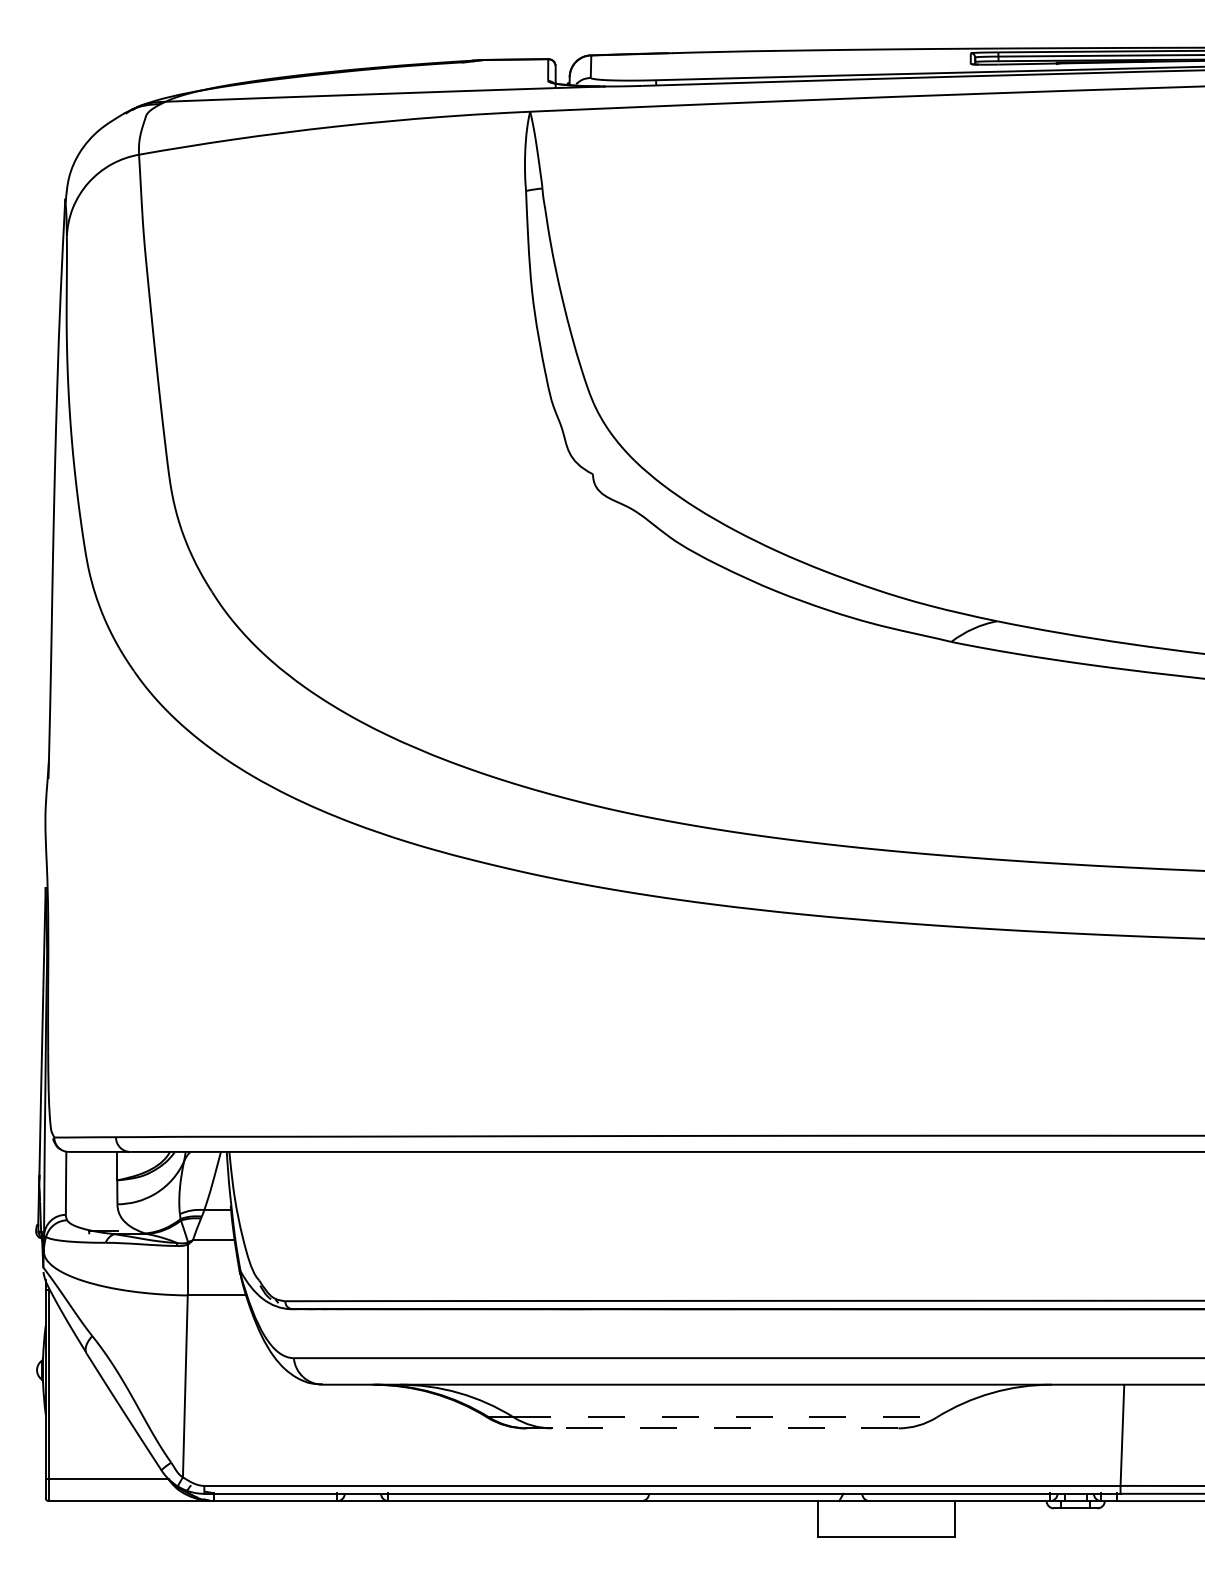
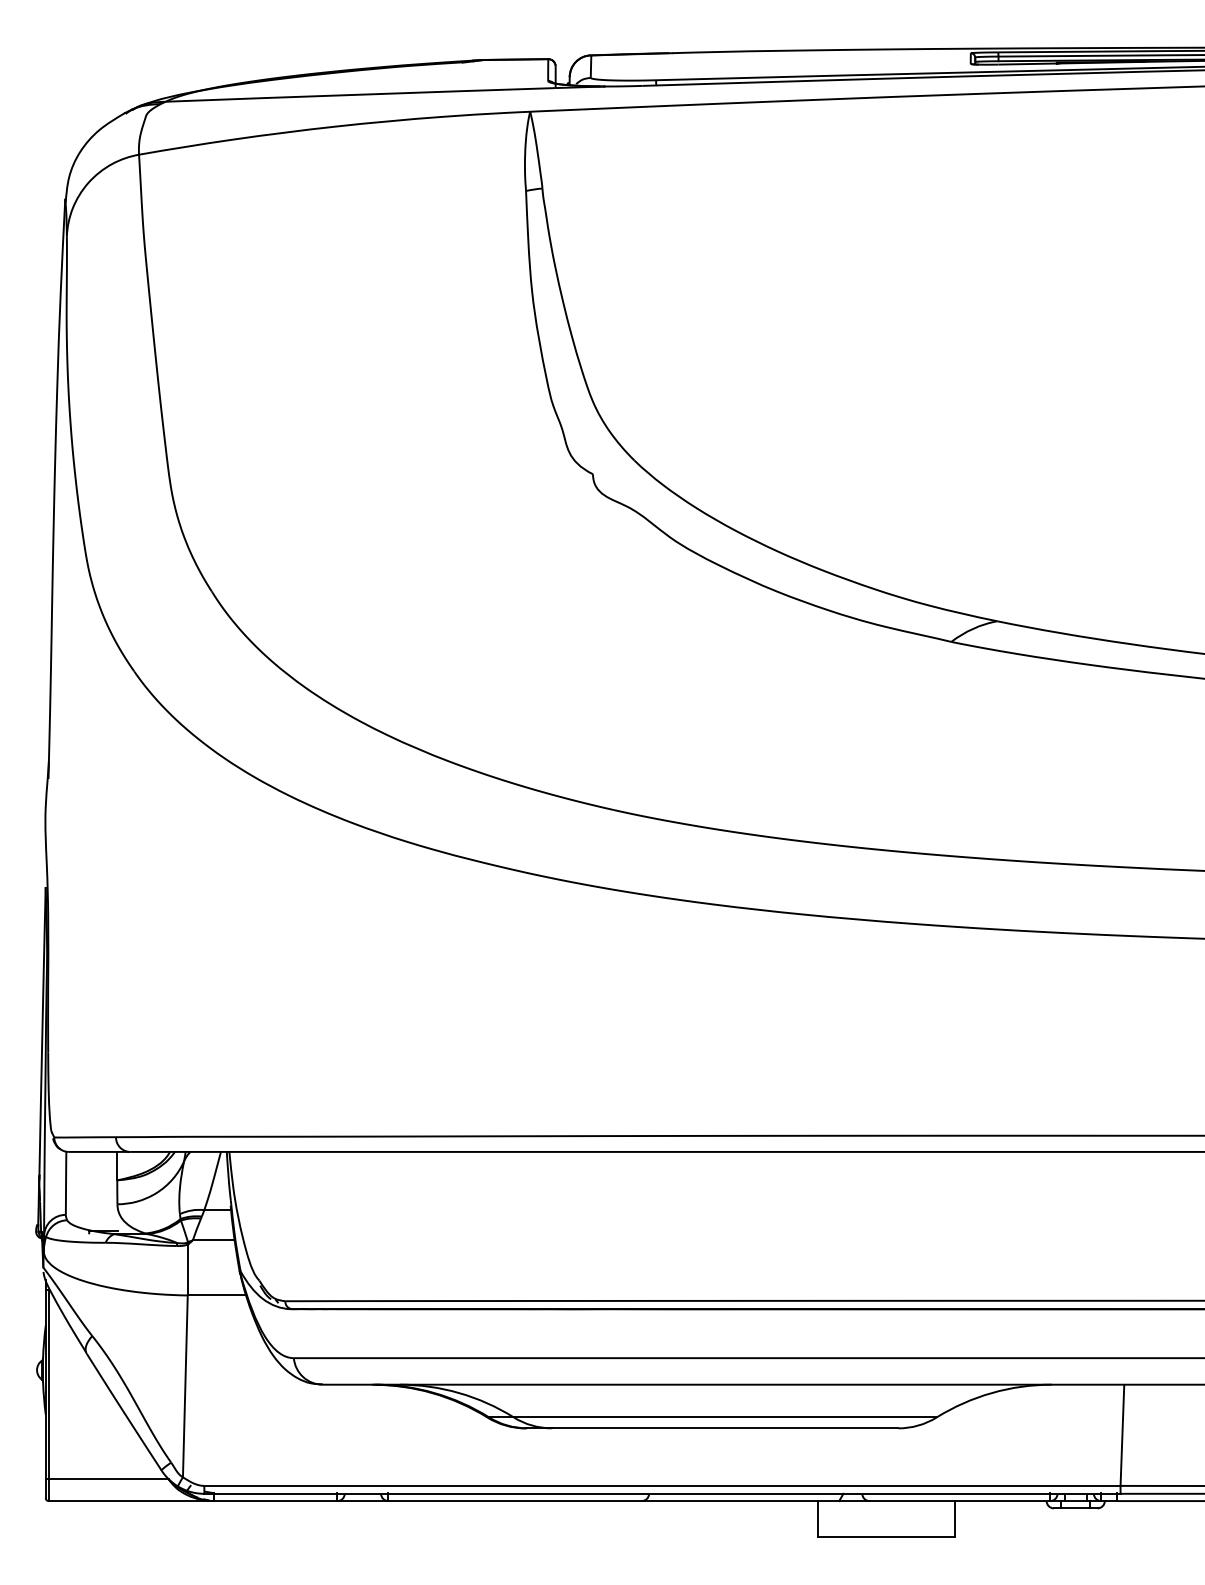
line: dashed -> solid (725, 1417)
line: dashed -> solid (724, 1428)
